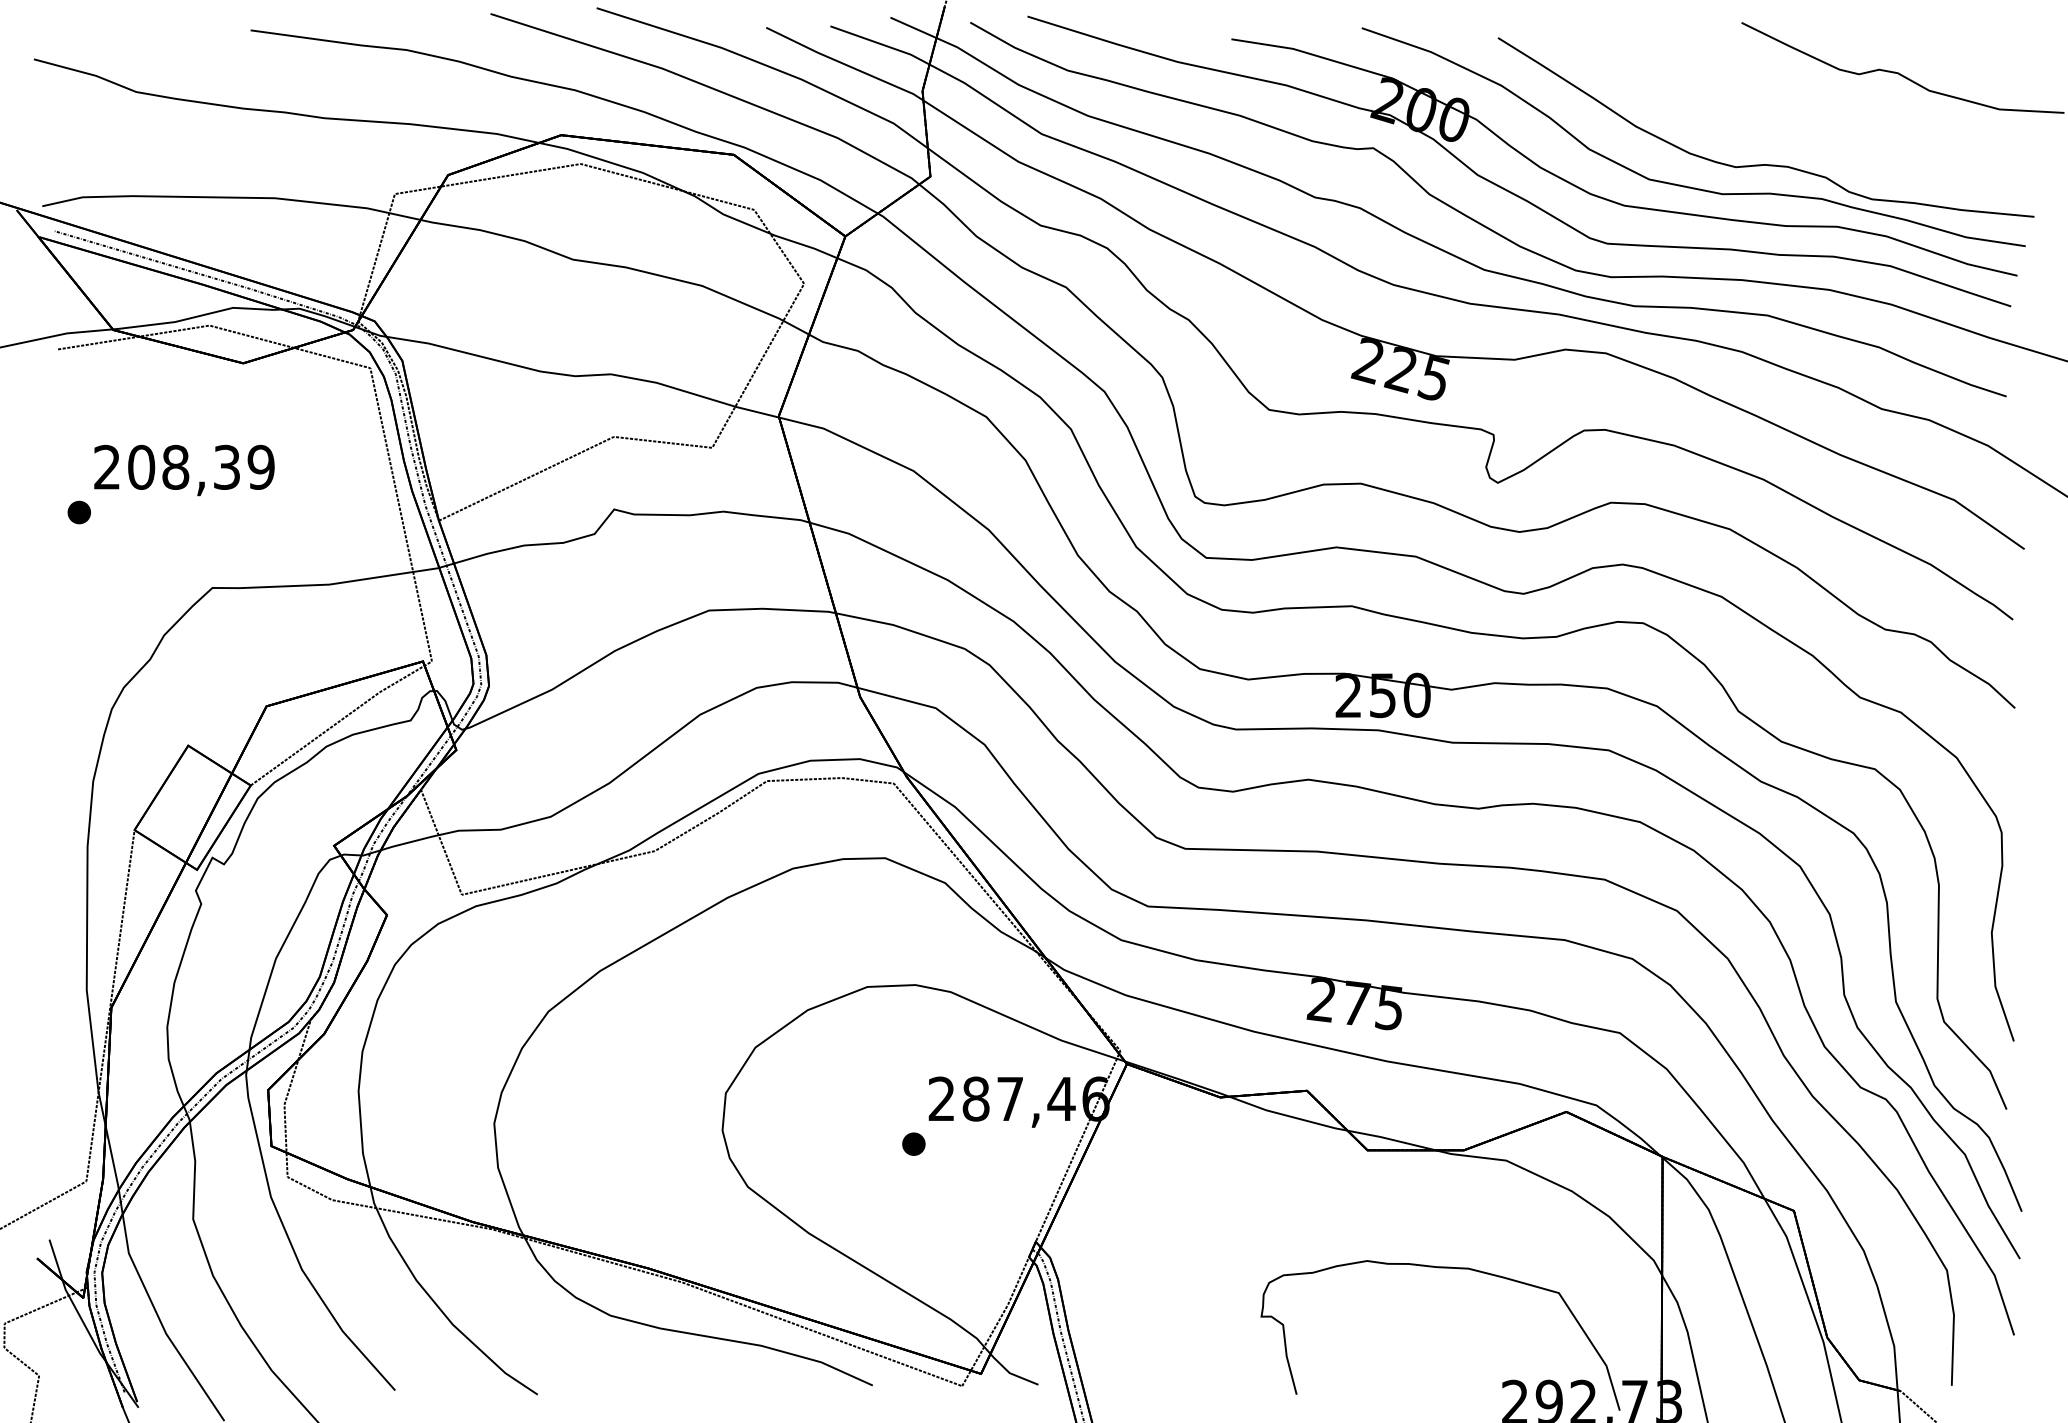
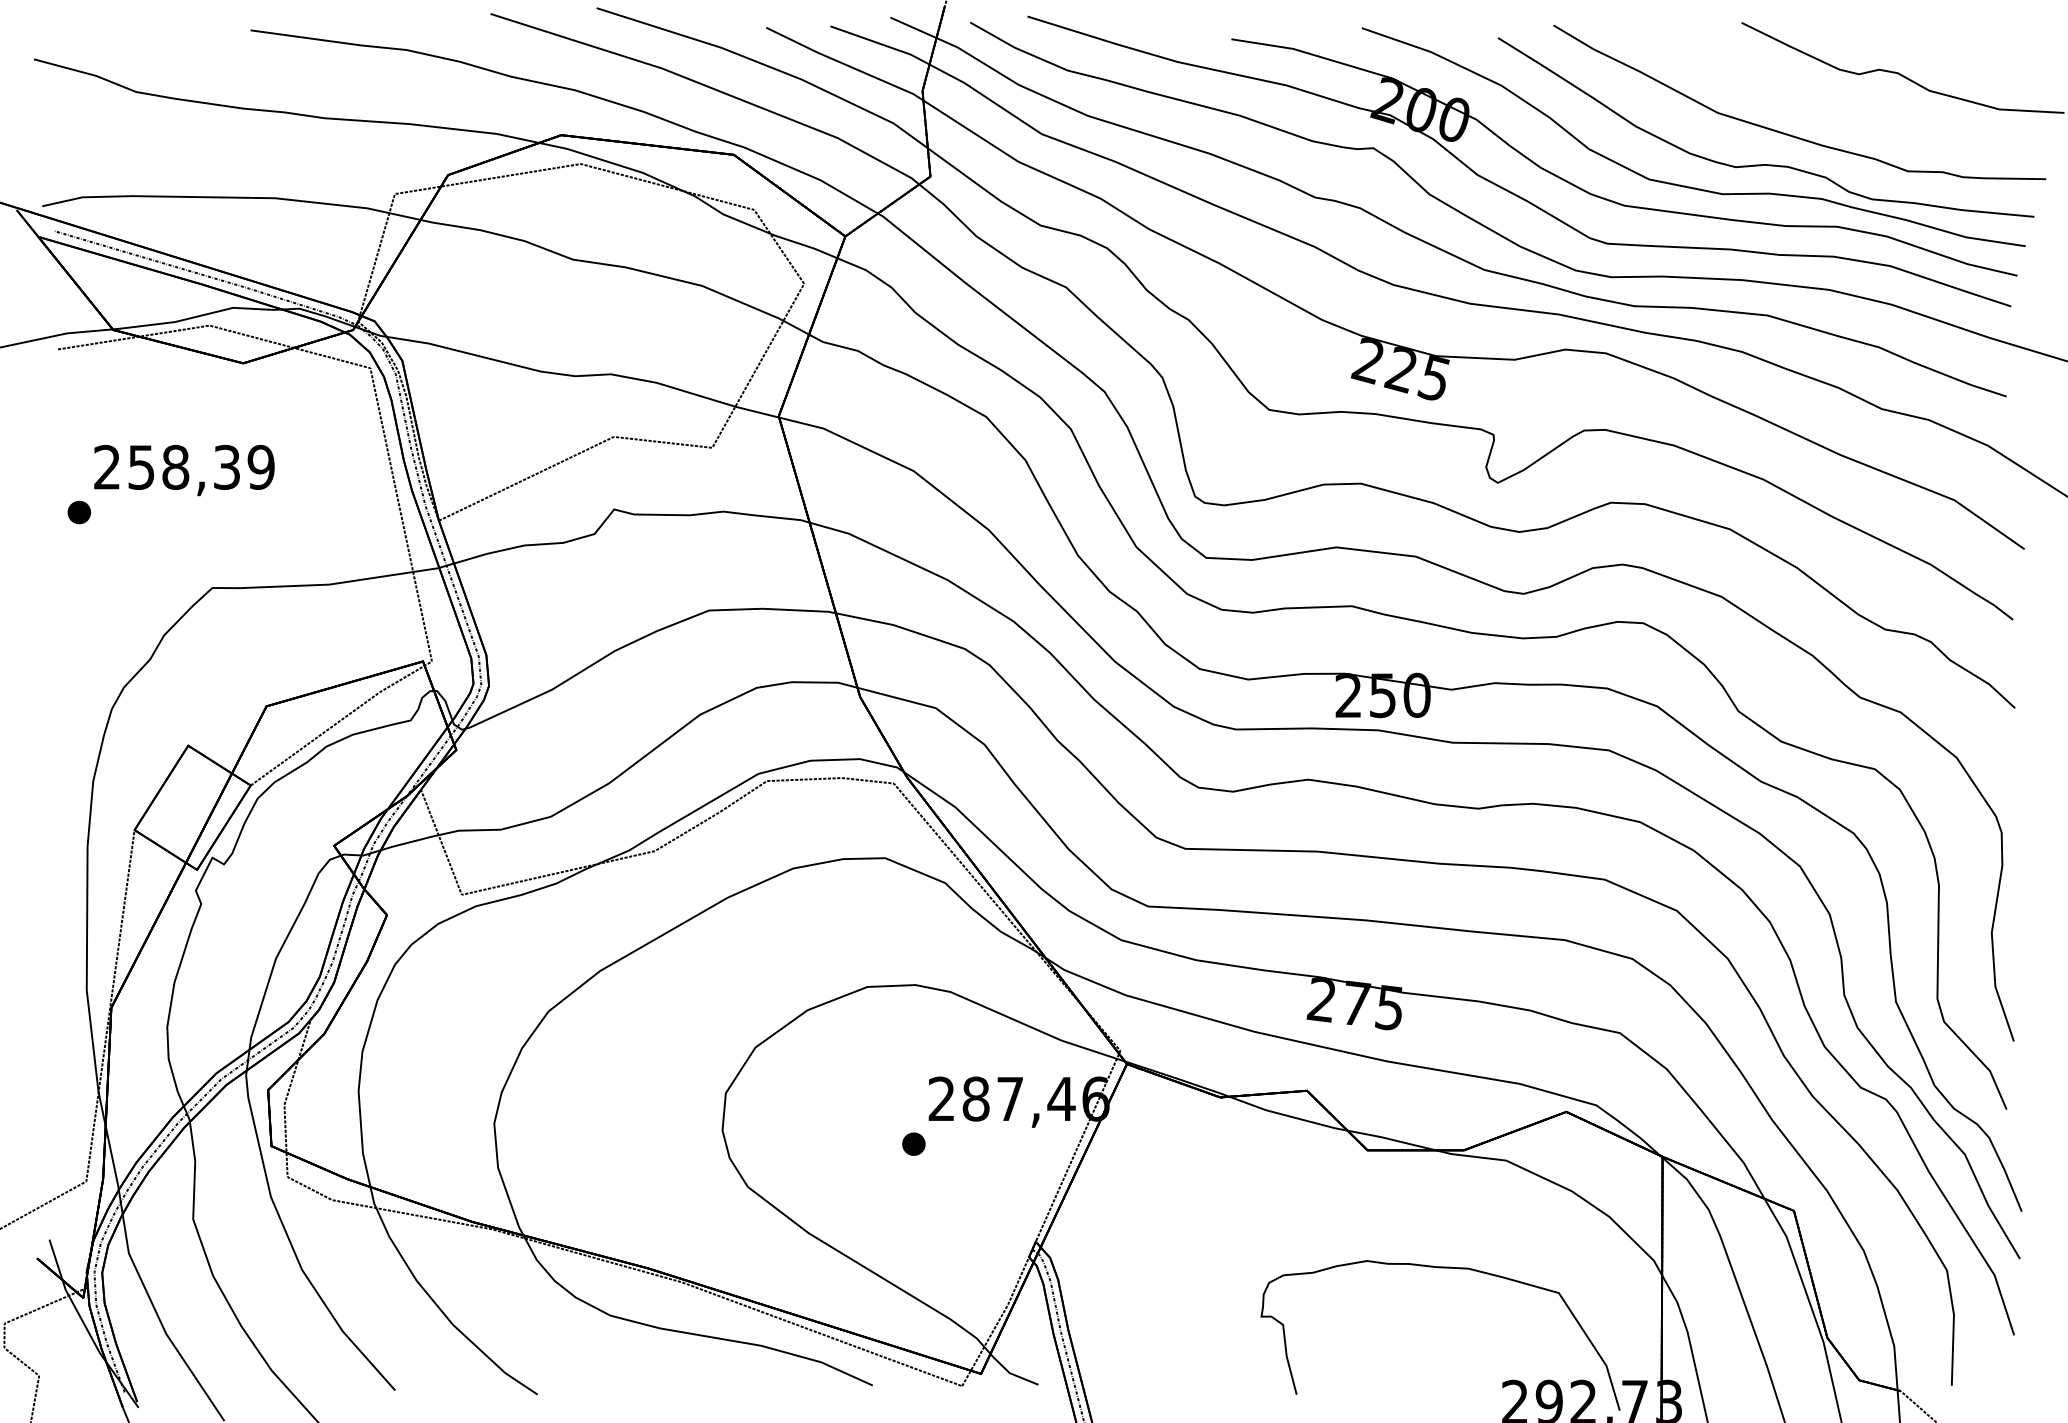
curve: none -> present (1787, 133)
text: 208,39 -> 258,39 (141, 466)
